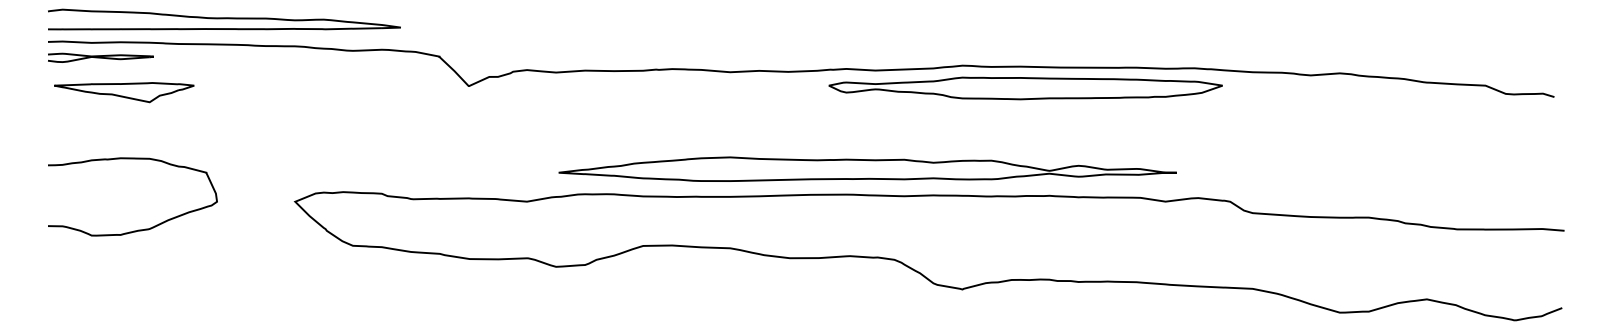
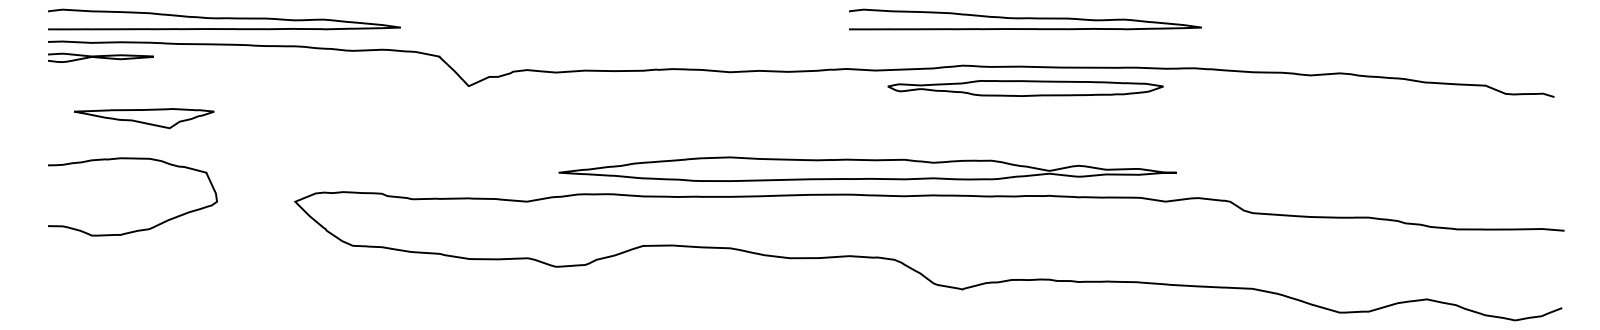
part: none -> present (1025, 19)
part size: 395x25 px -> 277x17 px (1025, 88)
part position: (124, 92) -> (144, 118) (144, 118)
